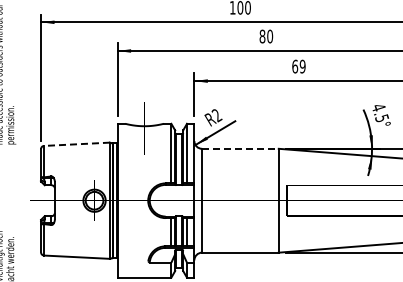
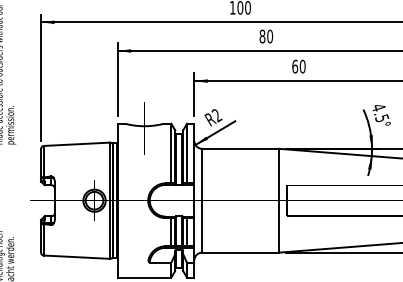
text: 69 -> 60 (302, 66)
line: dashed -> solid (76, 144)
line: dashed -> solid (240, 148)
